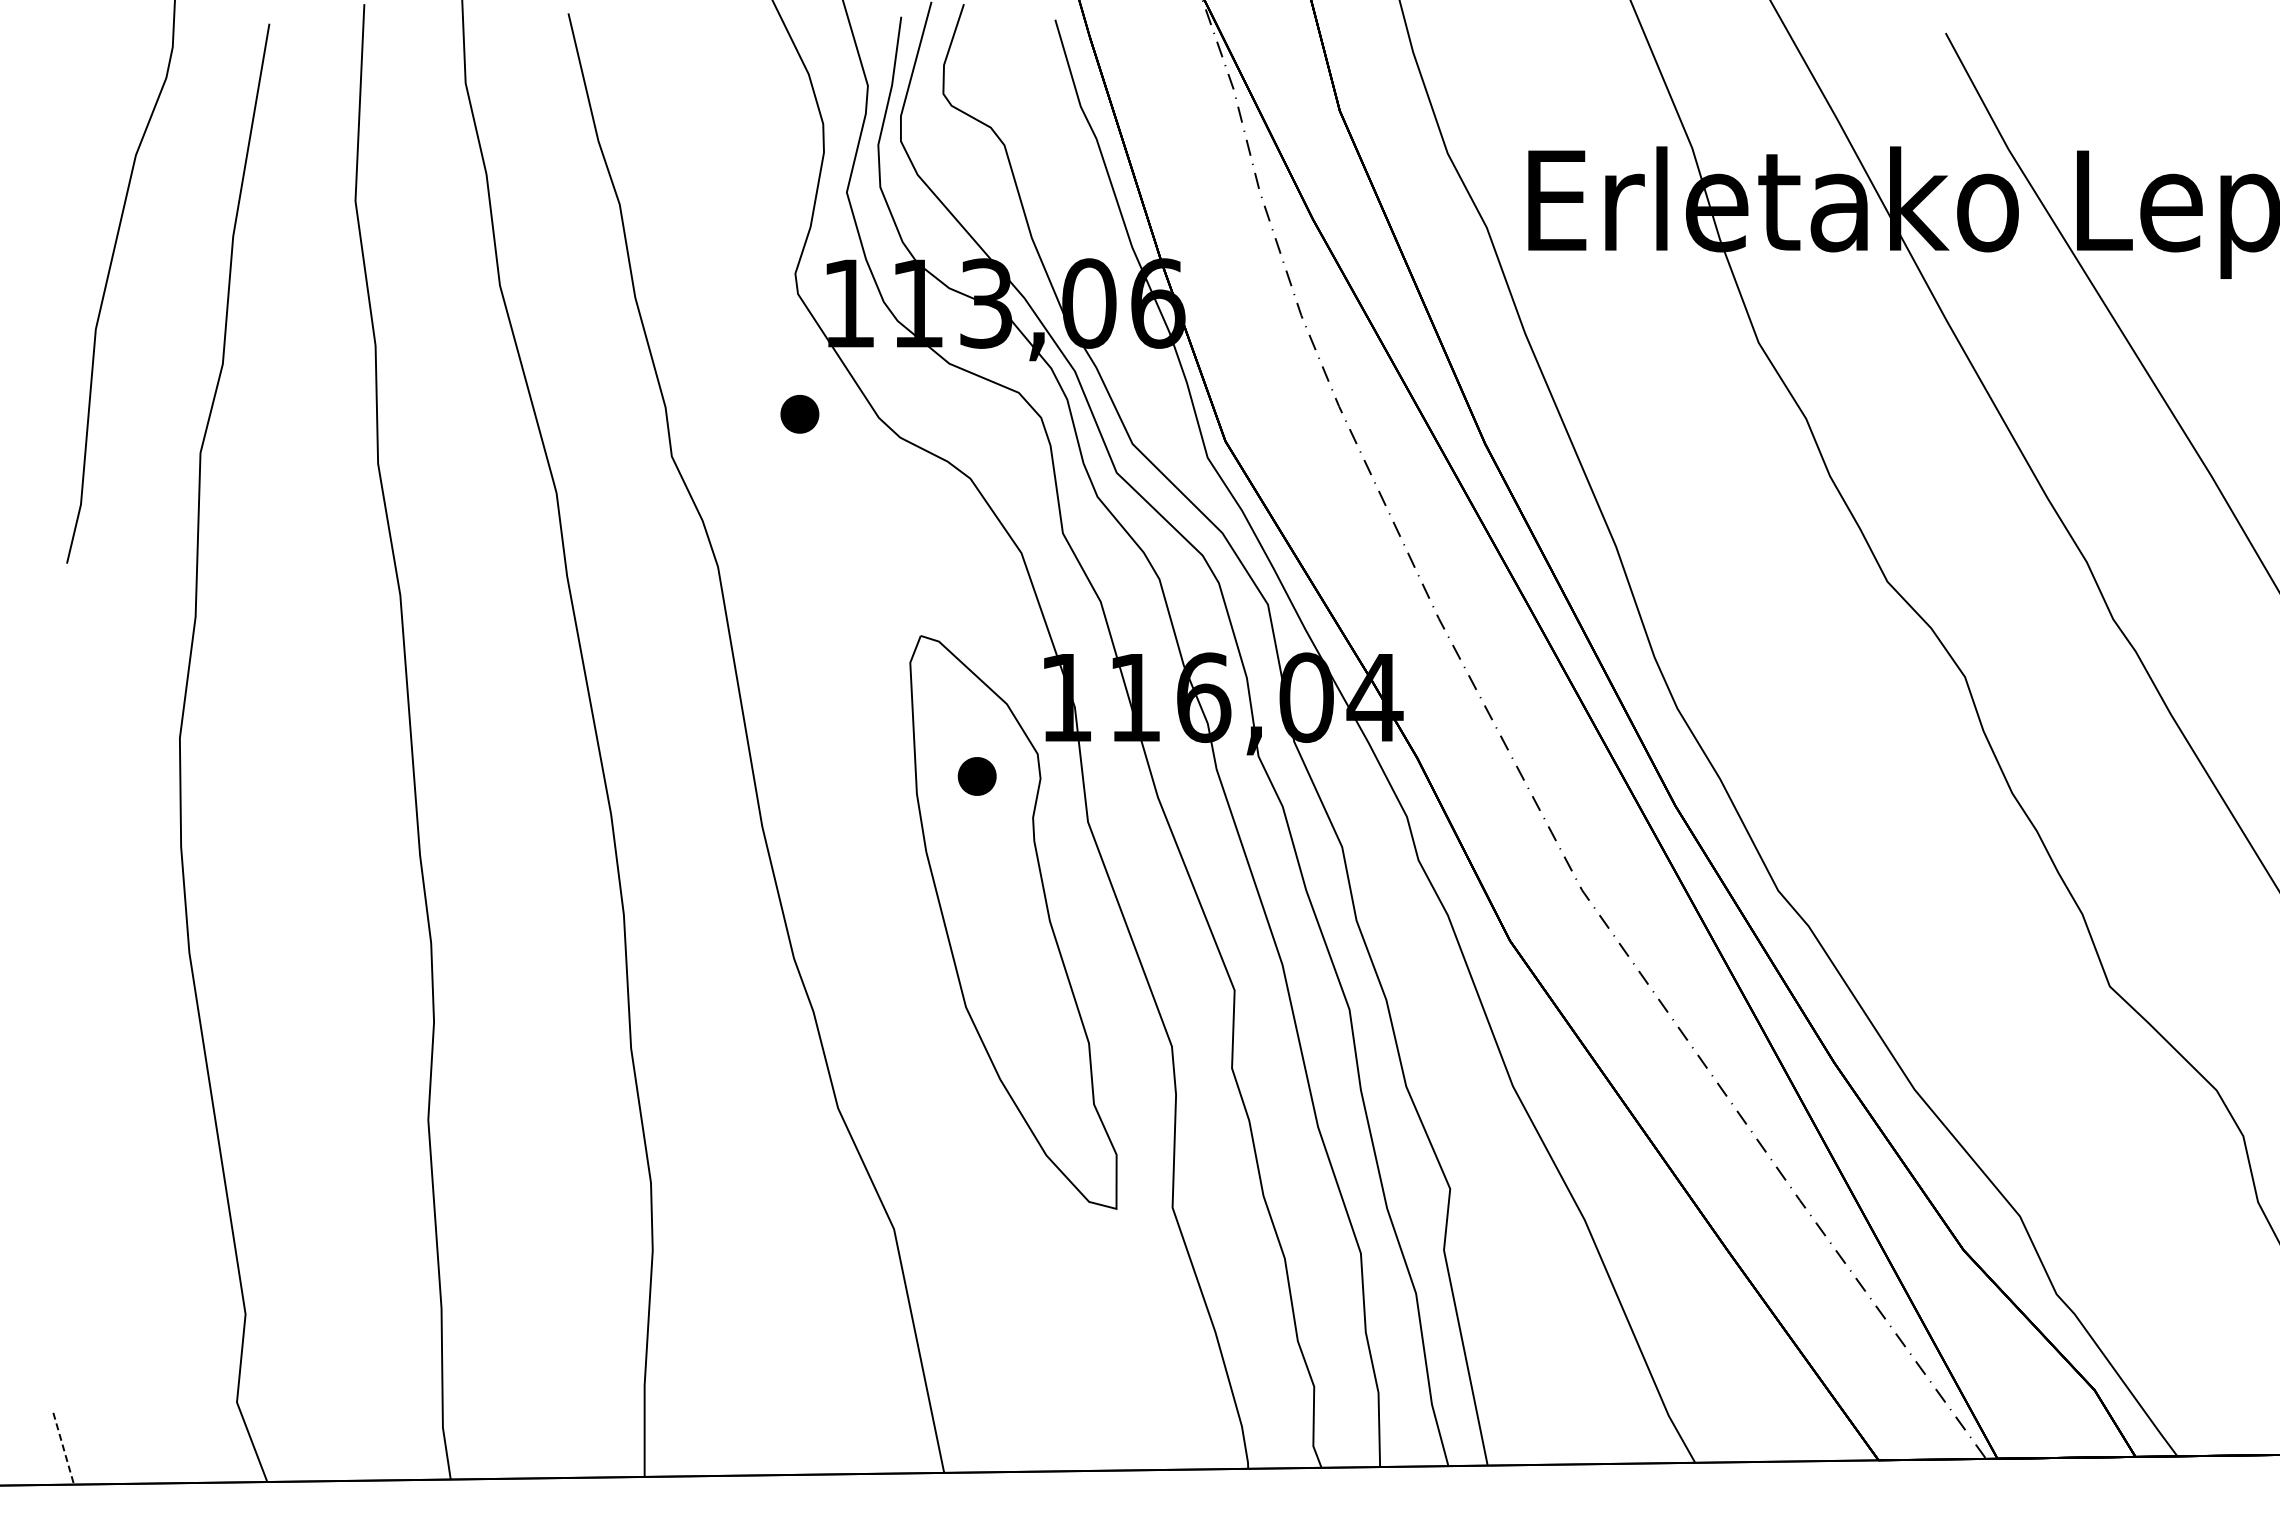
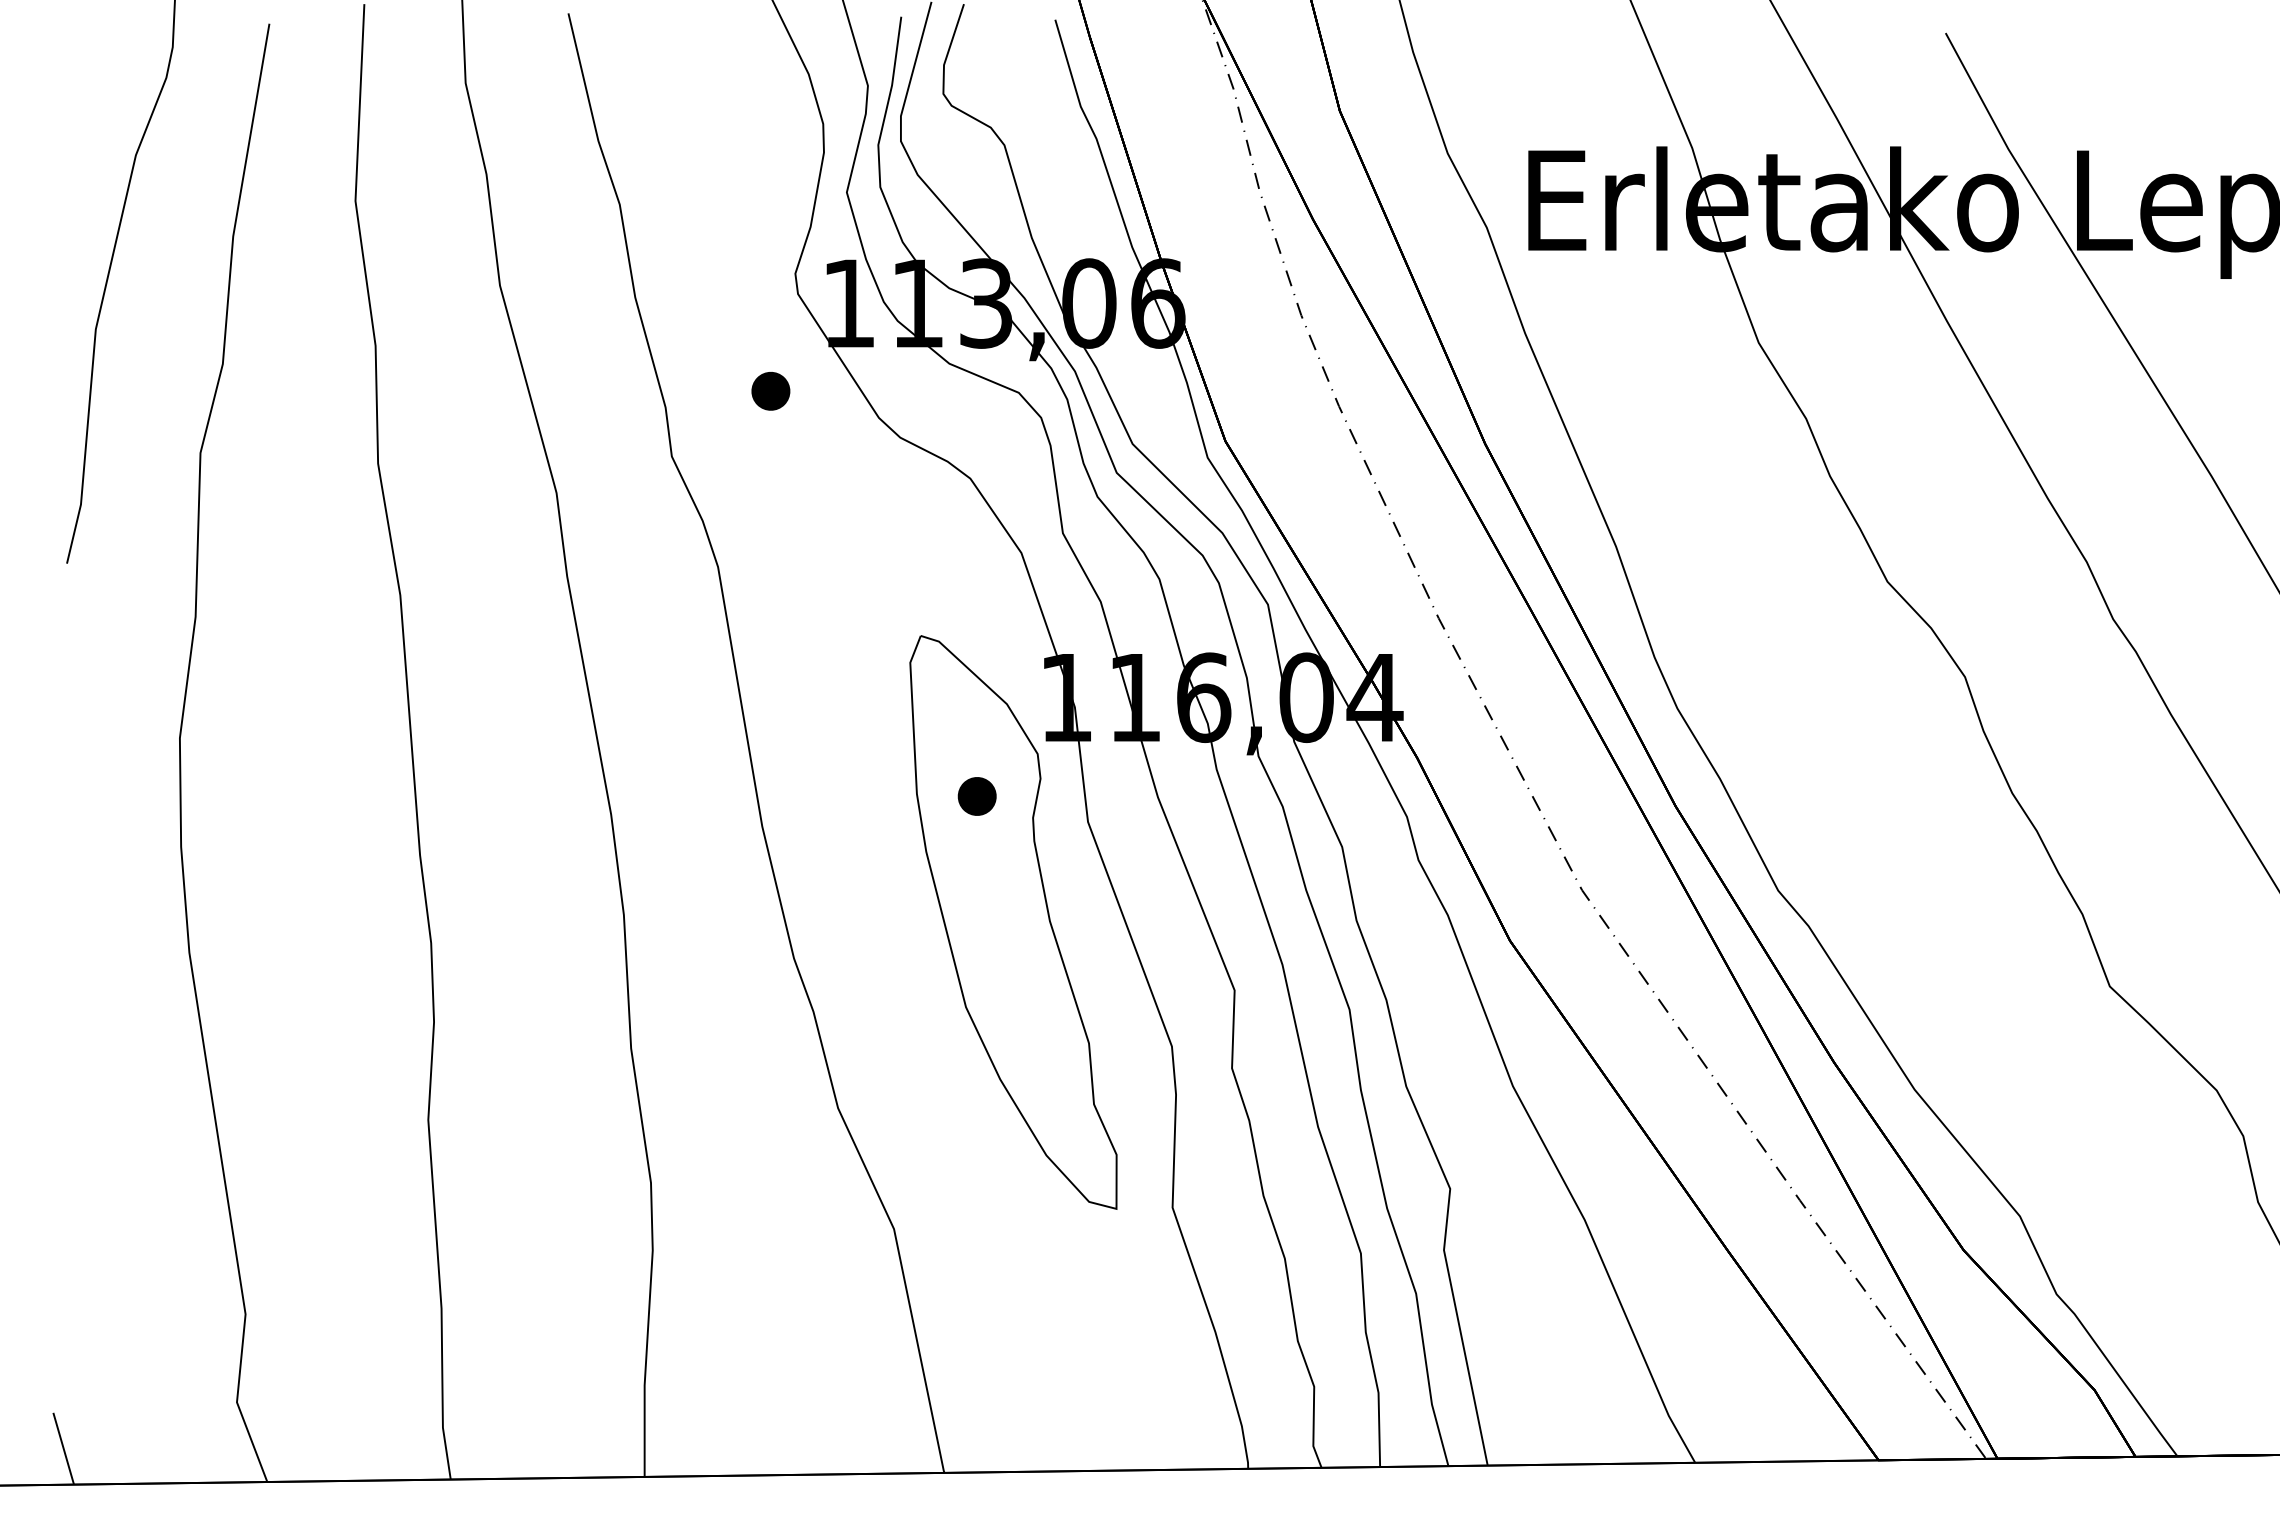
part position: (799, 414) -> (770, 391) (770, 391)
part position: (976, 776) -> (976, 796) (976, 796)
line: dashed -> solid (63, 1449)
